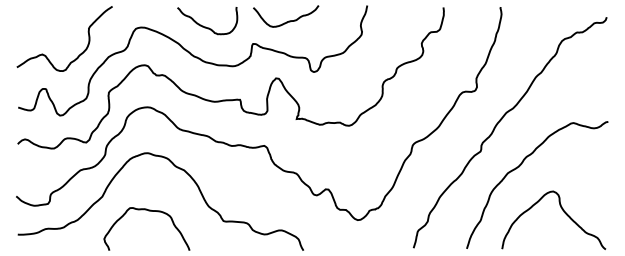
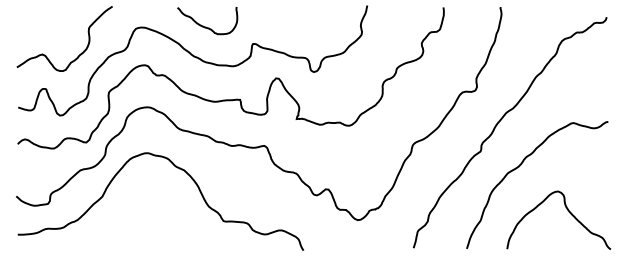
curve: present -> none (288, 20)
curve: present -> none (148, 211)
curve position: (563, 212) -> (568, 212) (568, 212)
